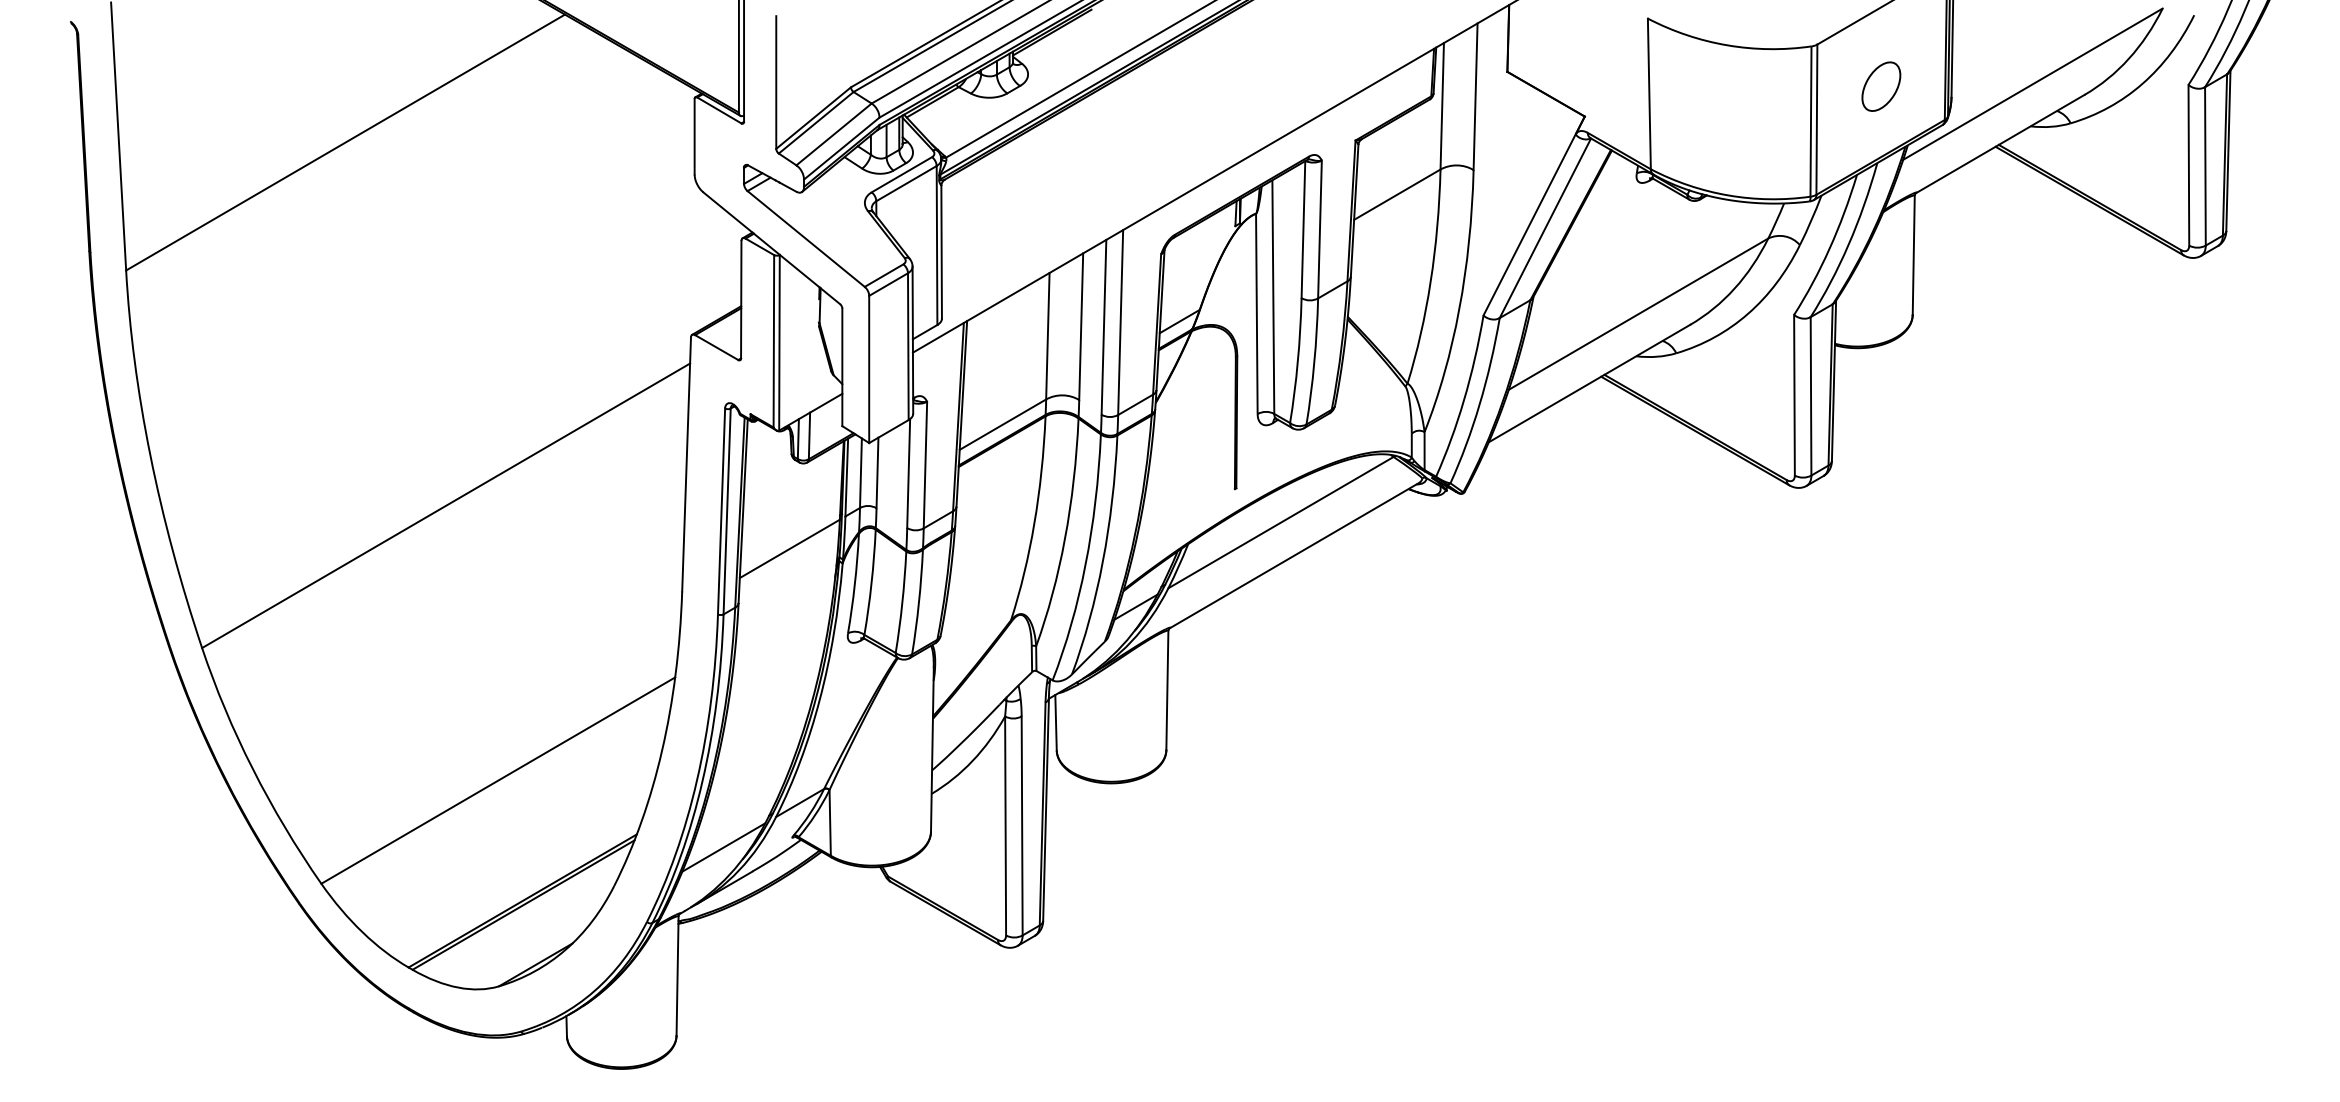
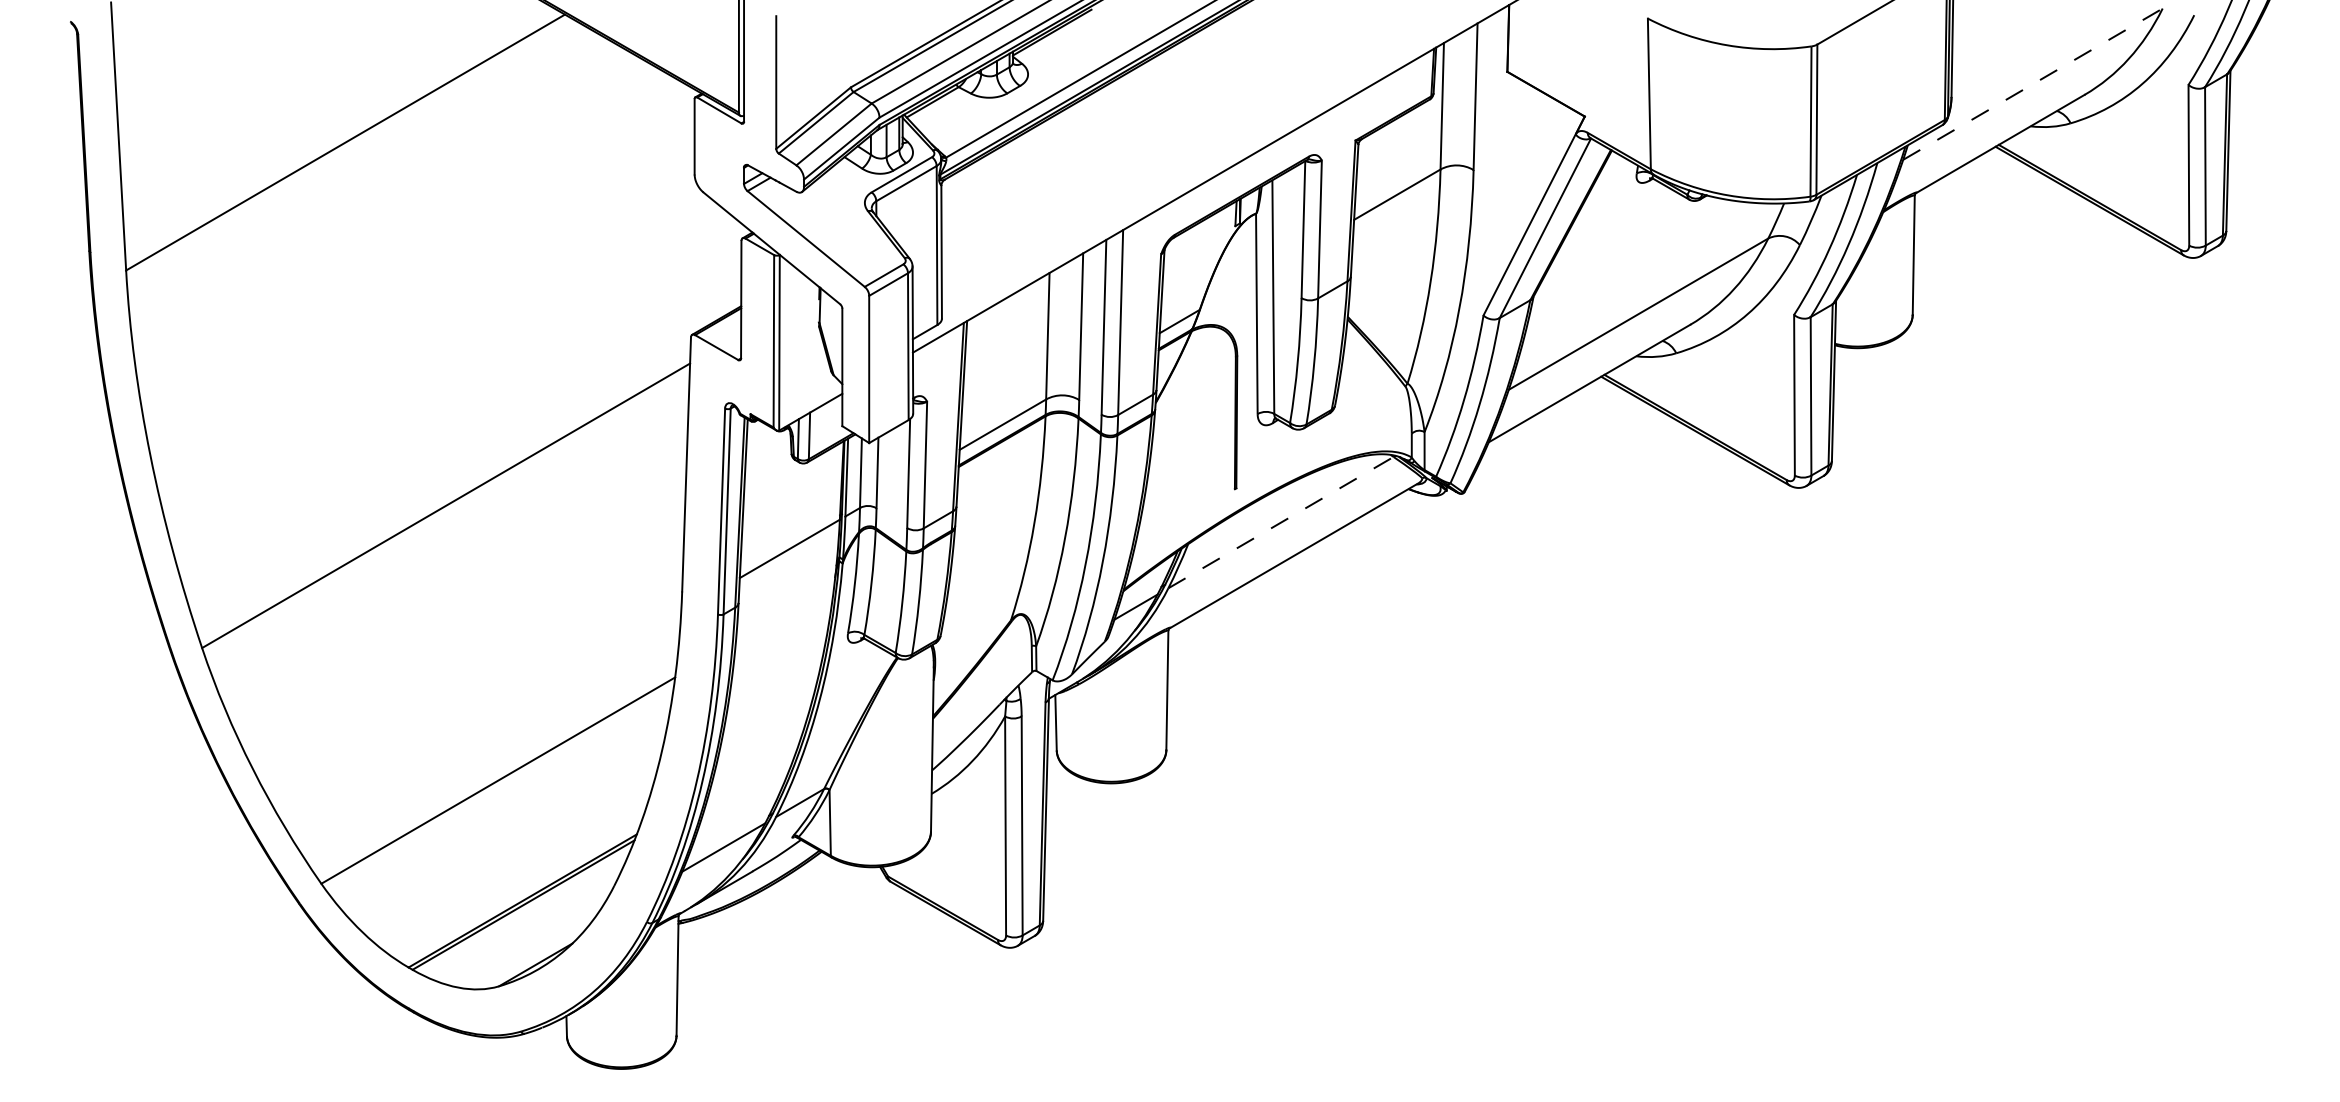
line: solid -> dashed (2033, 83)
part: present -> none (1881, 86)
line: solid -> dashed (1281, 522)
